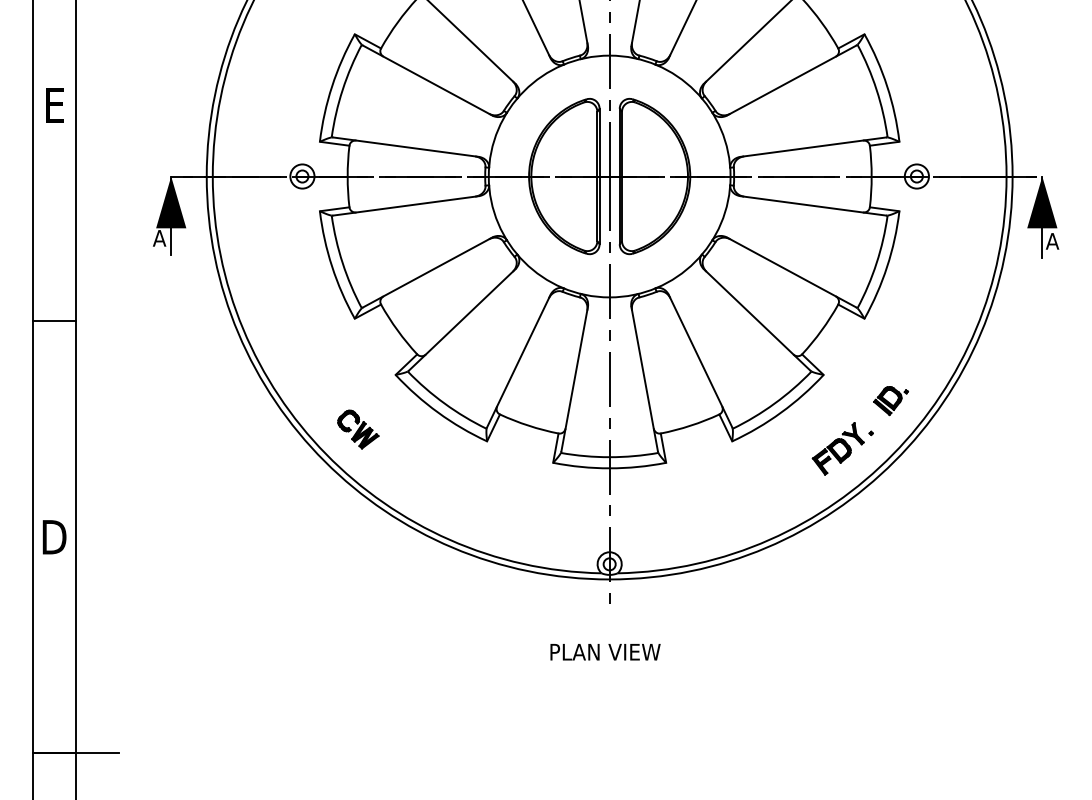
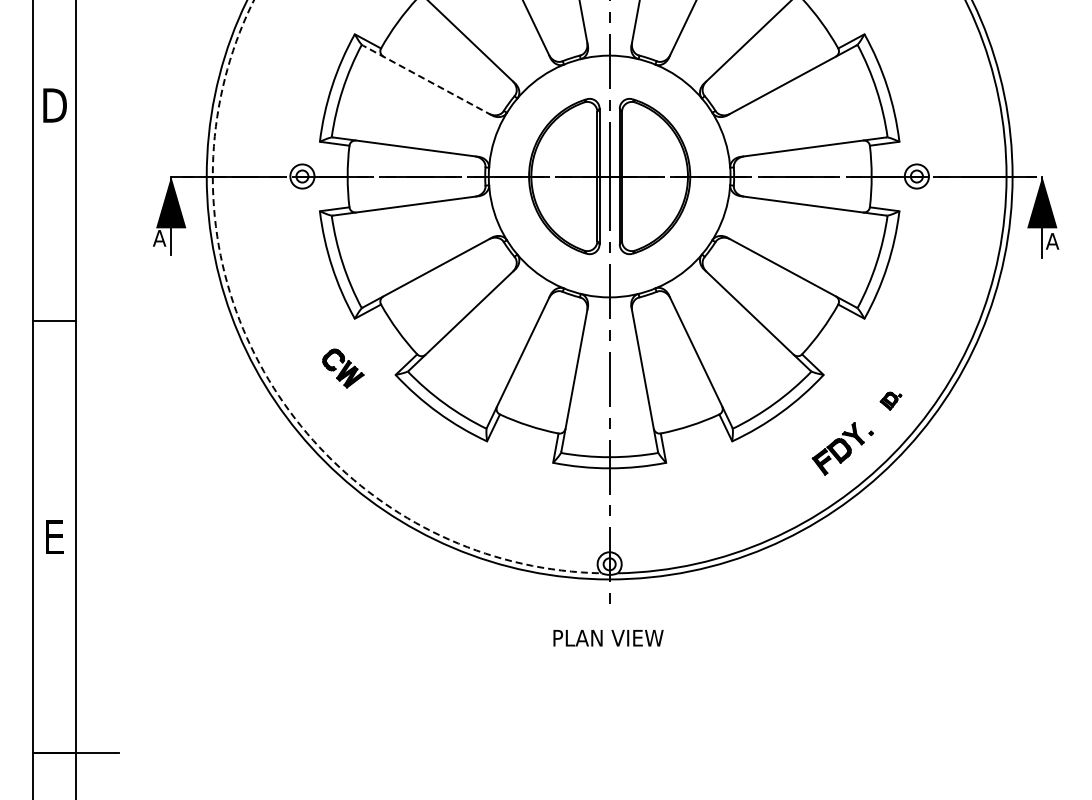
line: solid -> dashed (427, 80)
text: E -> D (54, 105)
arc: solid -> dashed (269, 380)
part size: 36x31 px -> 24x20 px (890, 400)
part position: (358, 429) -> (343, 368) (343, 368)
text: D -> E (54, 537)
text position: (605, 652) -> (608, 638) (608, 638)
